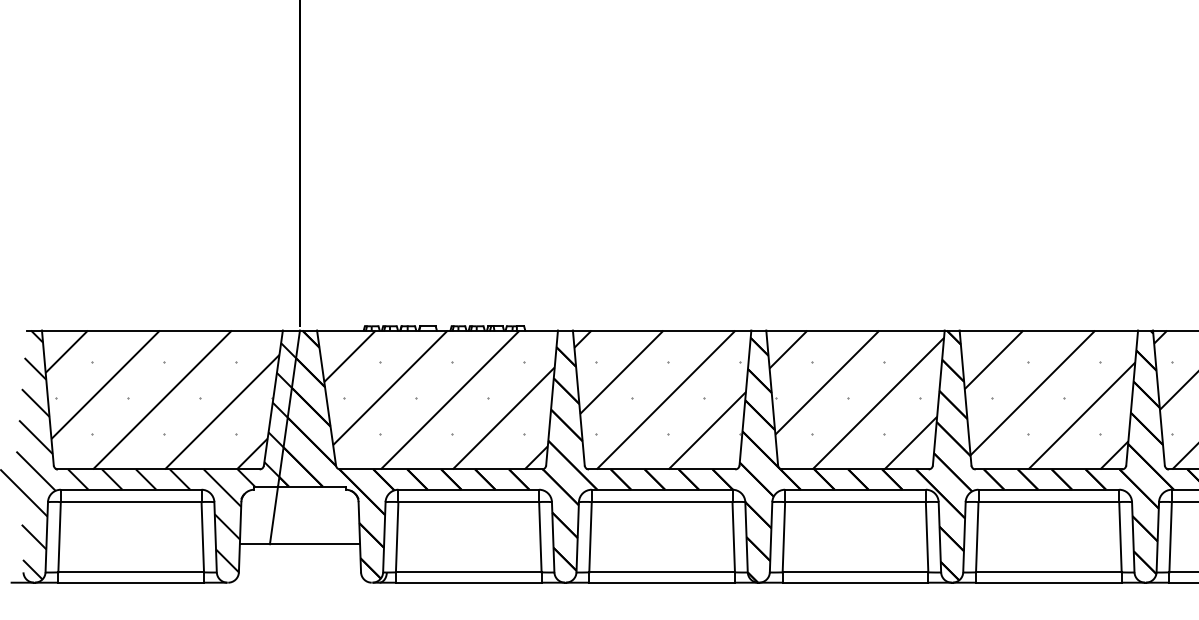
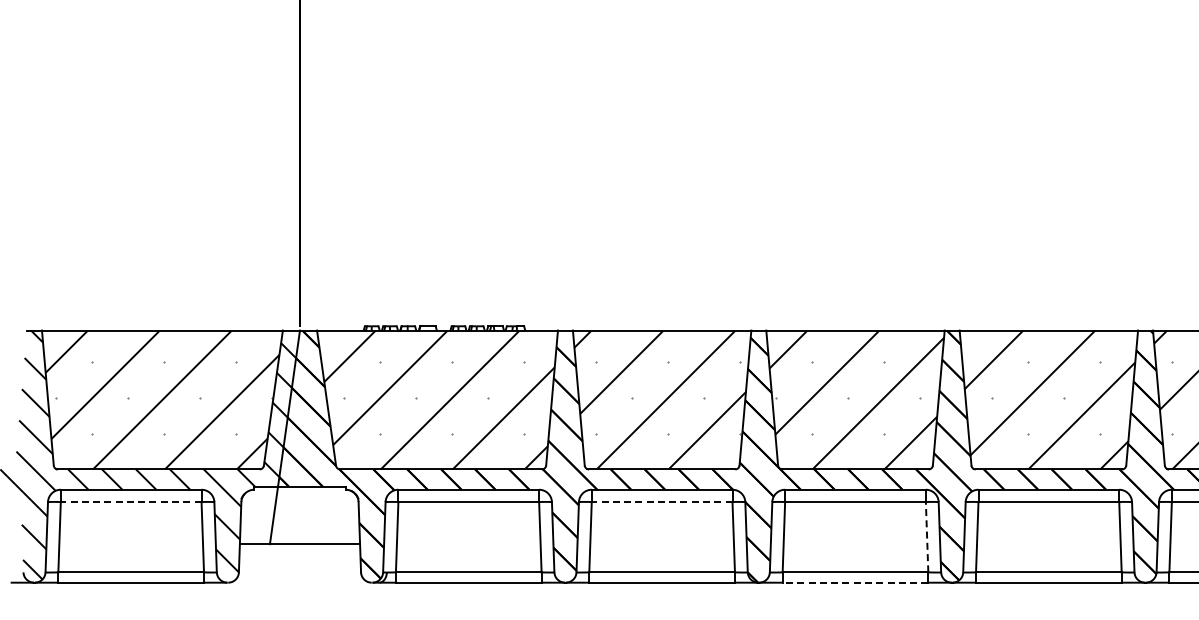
line: solid -> dashed (130, 502)
line: solid -> dashed (661, 502)
line: solid -> dashed (927, 536)
line: solid -> dashed (855, 582)
